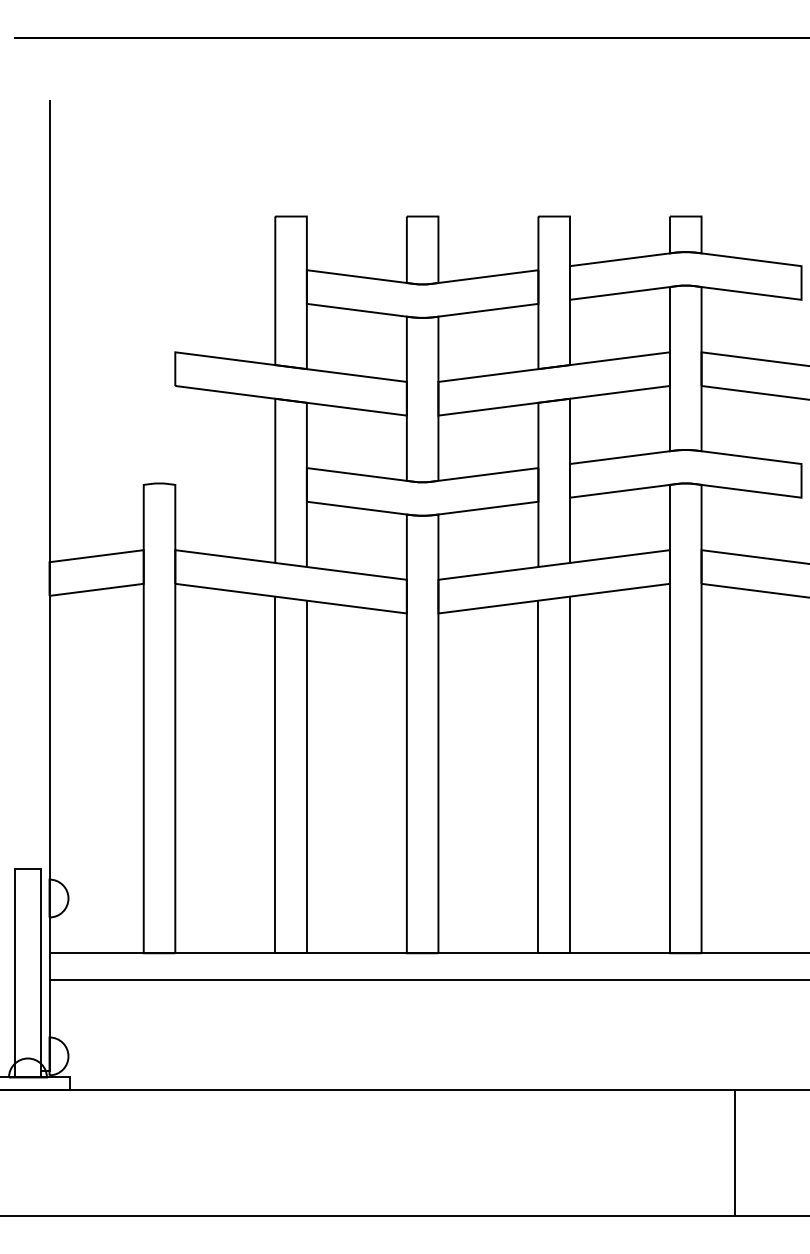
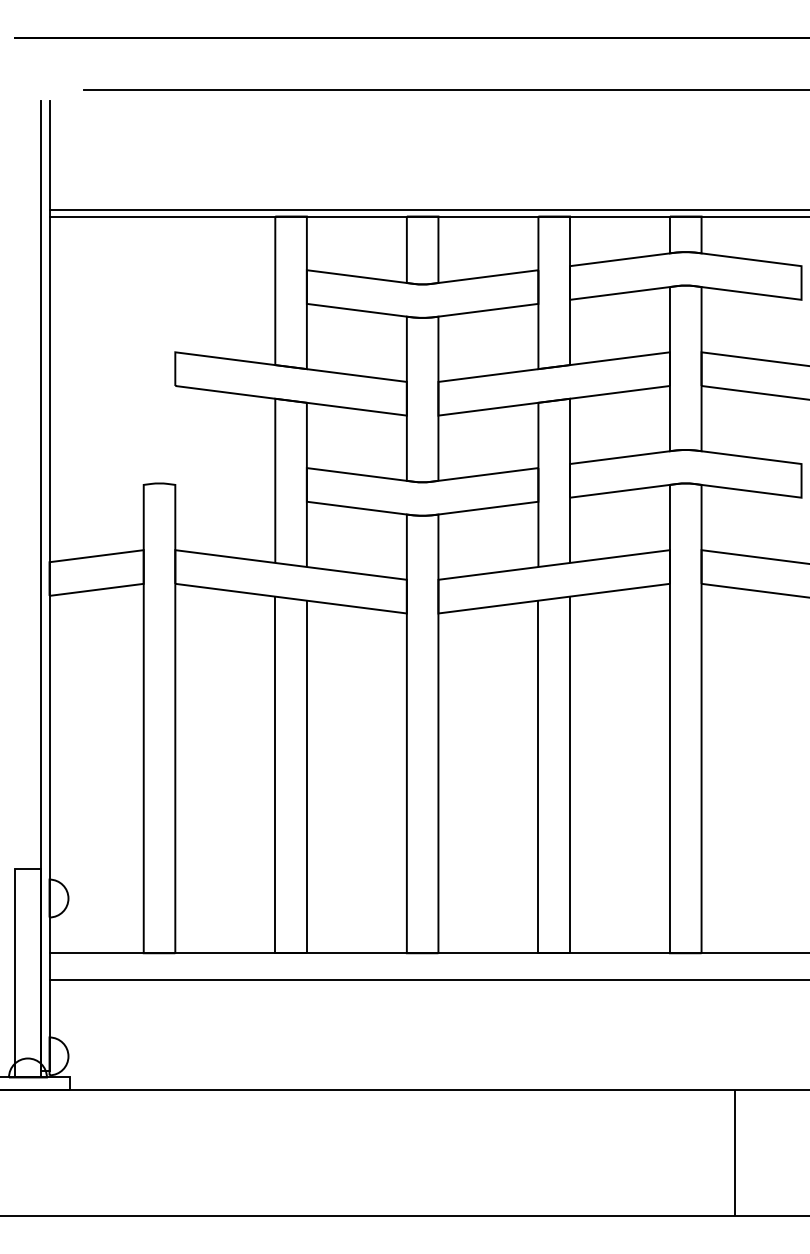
line: none -> present (445, 90)
line: none -> present (427, 210)
line: none -> present (427, 216)
line: none -> present (41, 585)
